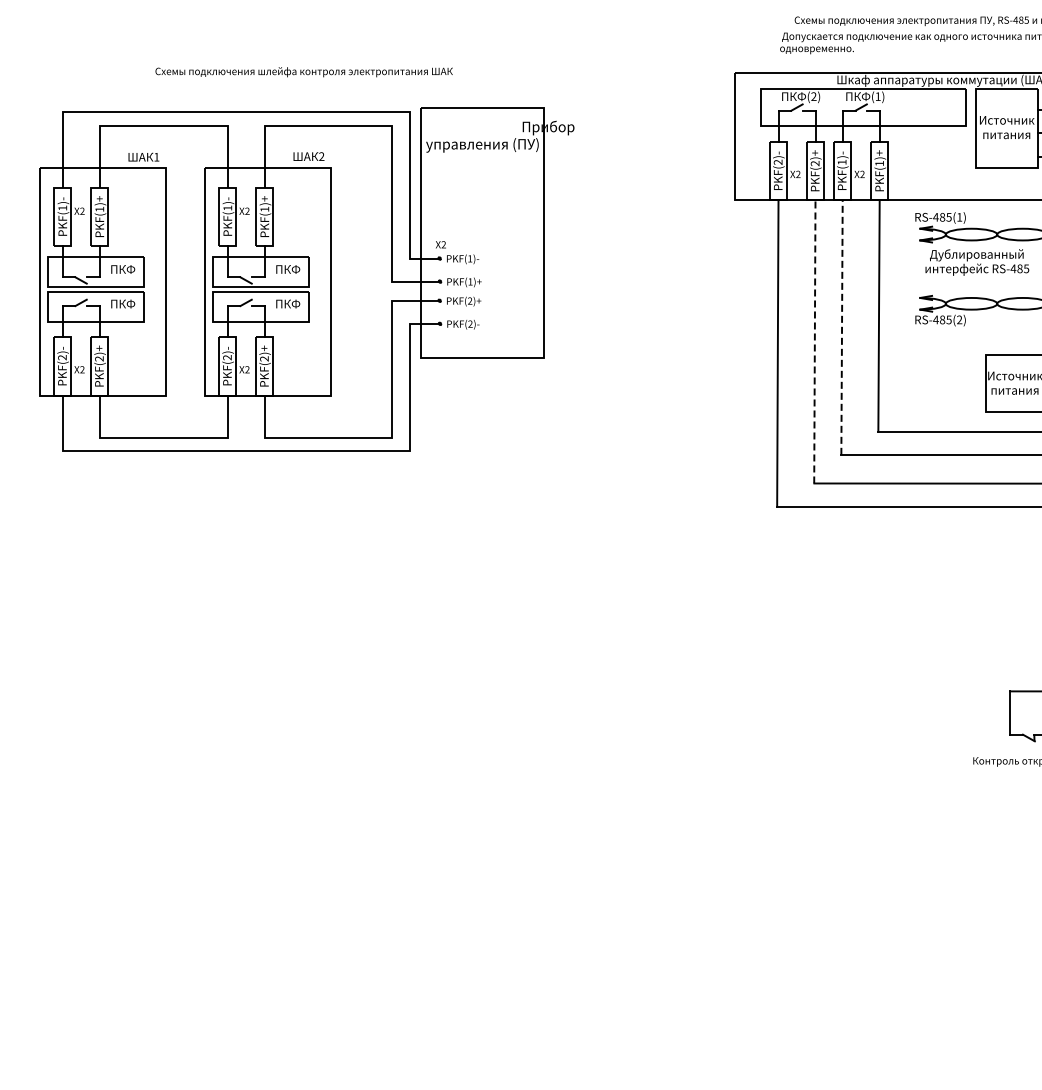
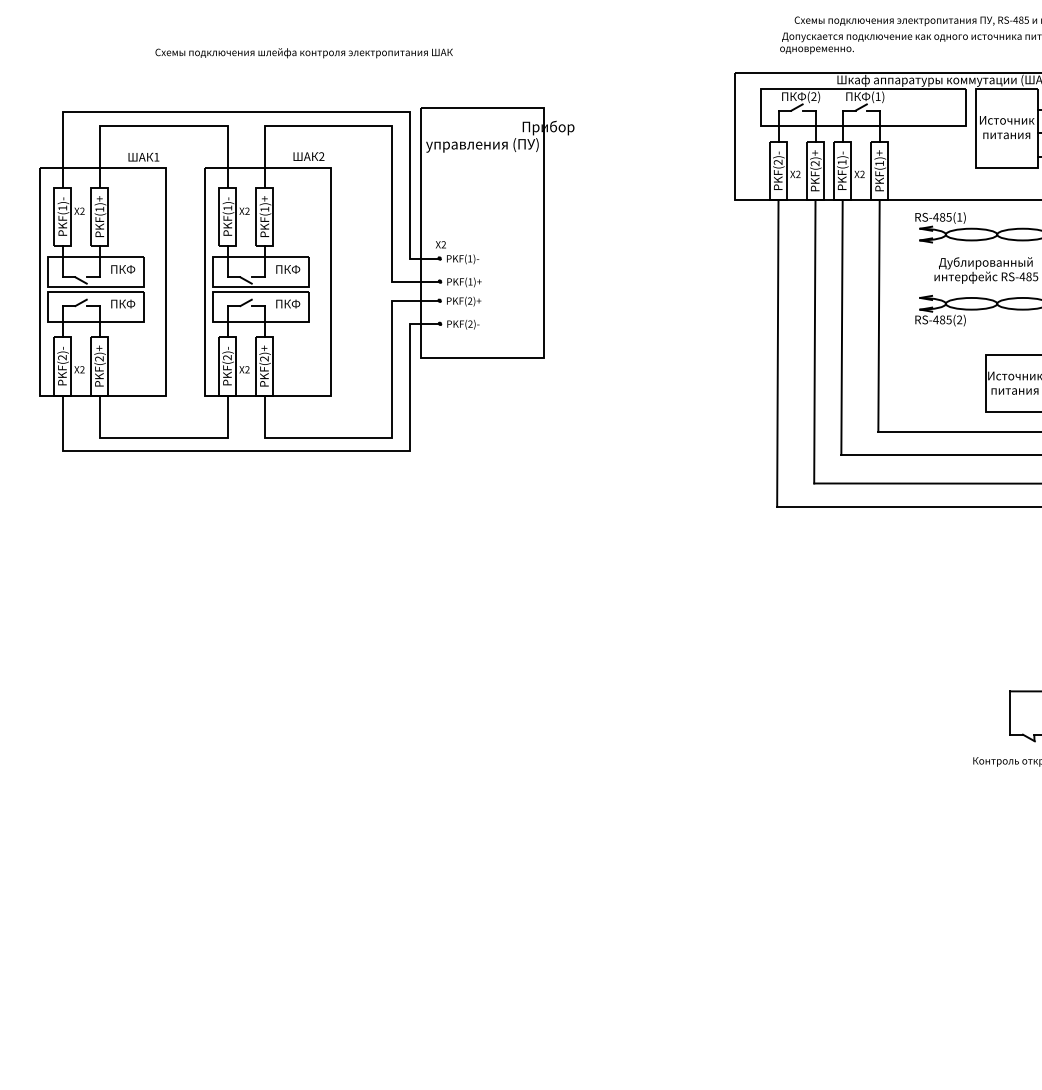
text position: (303, 72) -> (303, 53) (303, 53)
text position: (977, 262) -> (986, 270) (986, 270)
line: dashed -> solid (842, 327)
line: dashed -> solid (814, 341)
